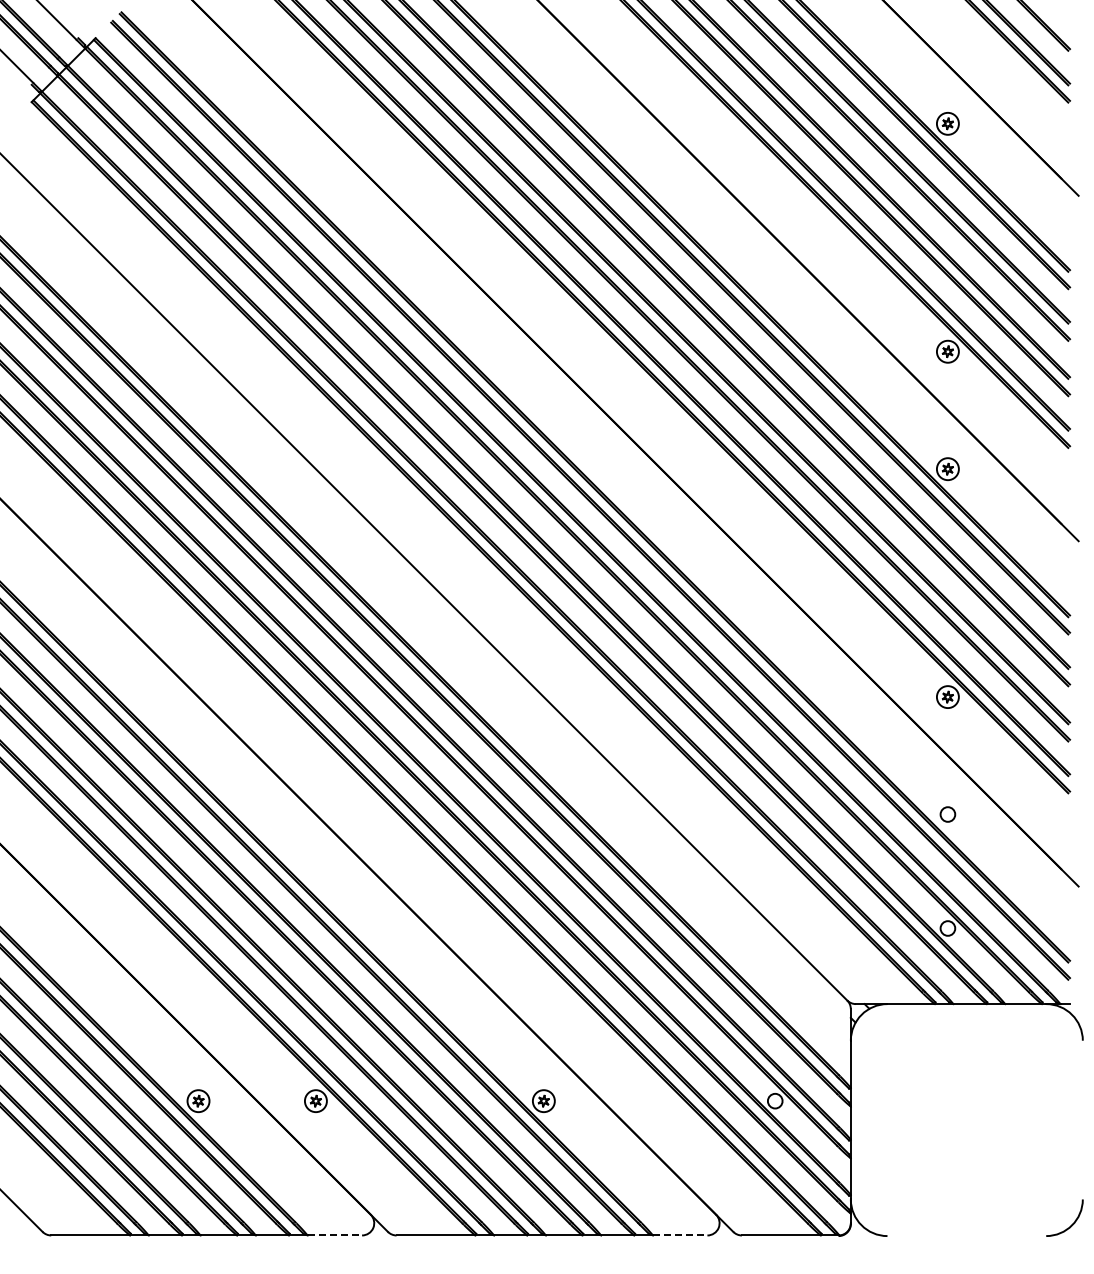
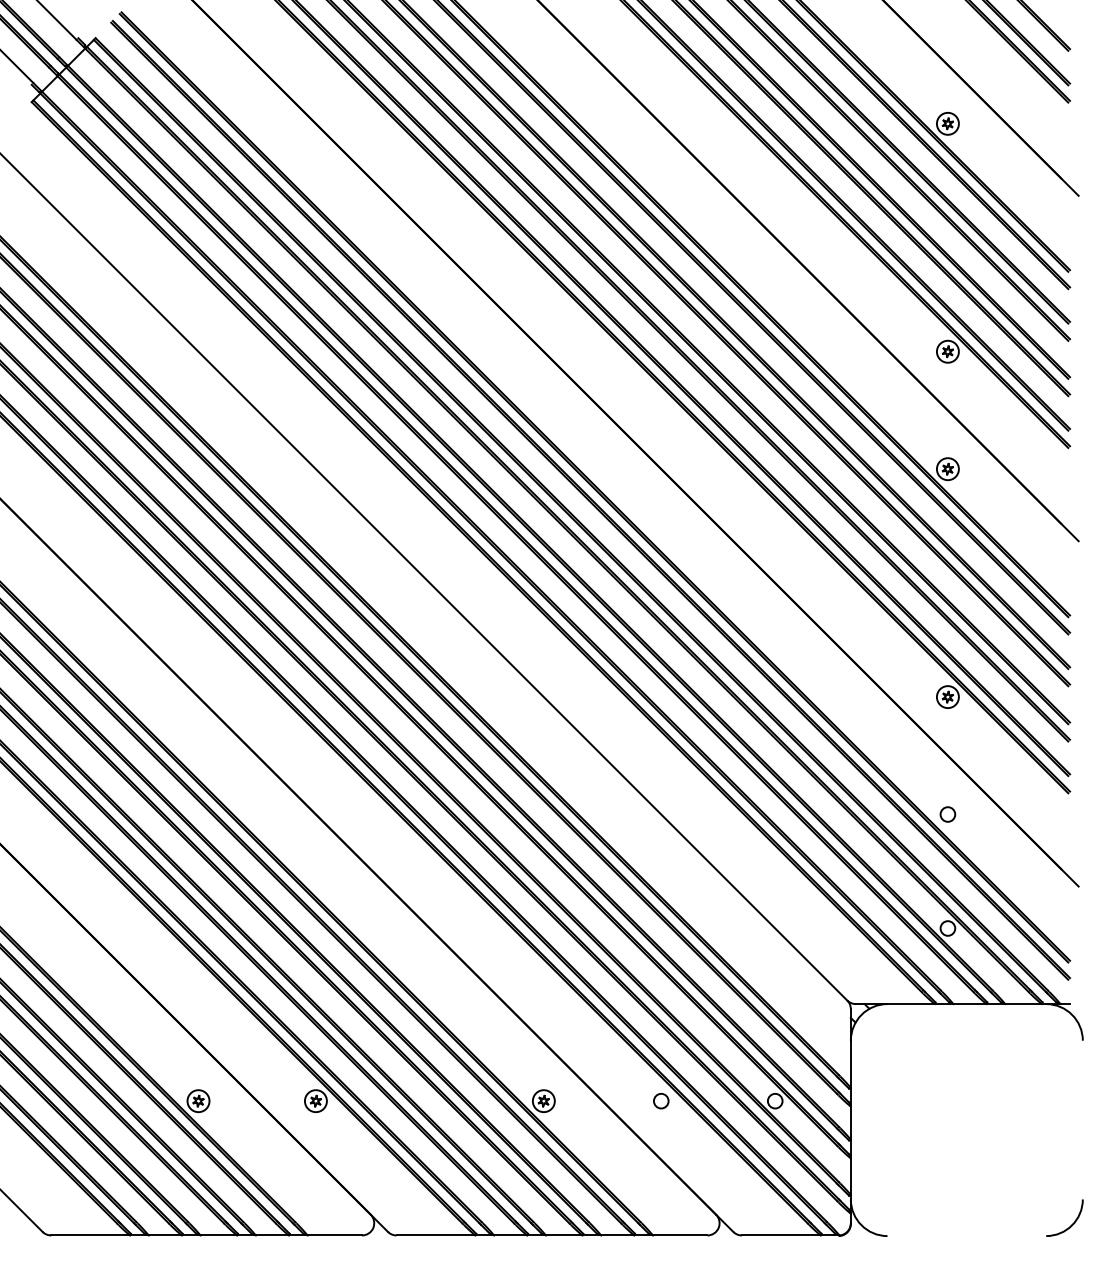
circle: none -> present (661, 1101)
line: dashed -> solid (335, 1235)
line: dashed -> solid (680, 1235)
